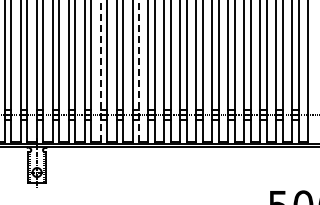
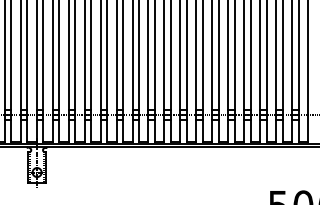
line: dashed -> solid (100, 70)
line: dashed -> solid (138, 70)
